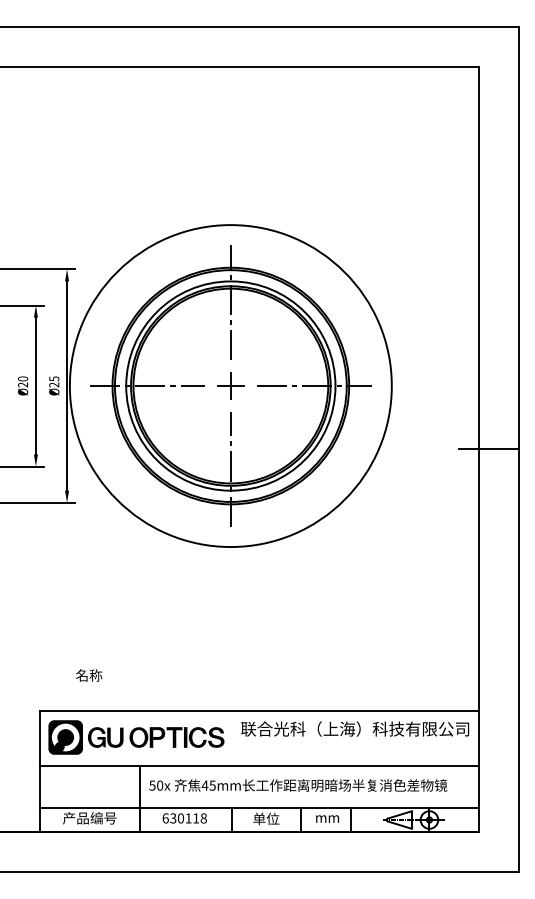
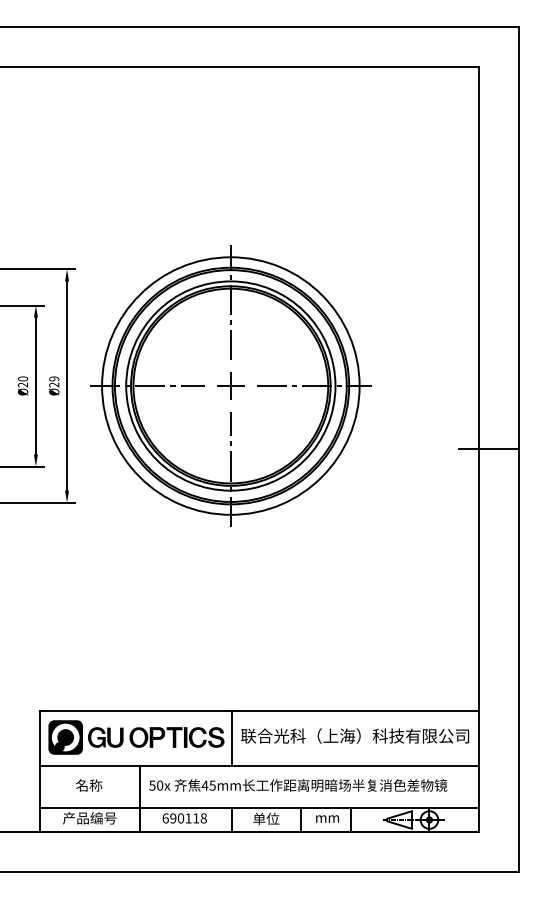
text: Ø25 -> Ø29 (54, 378)
circle diameter: 322 px -> 258 px (230, 385)
text position: (89, 675) -> (89, 785) (89, 785)
text position: (355, 728) -> (355, 735) (355, 735)
line: none -> present (231, 738)
text: 630118 -> 690118 (173, 818)
